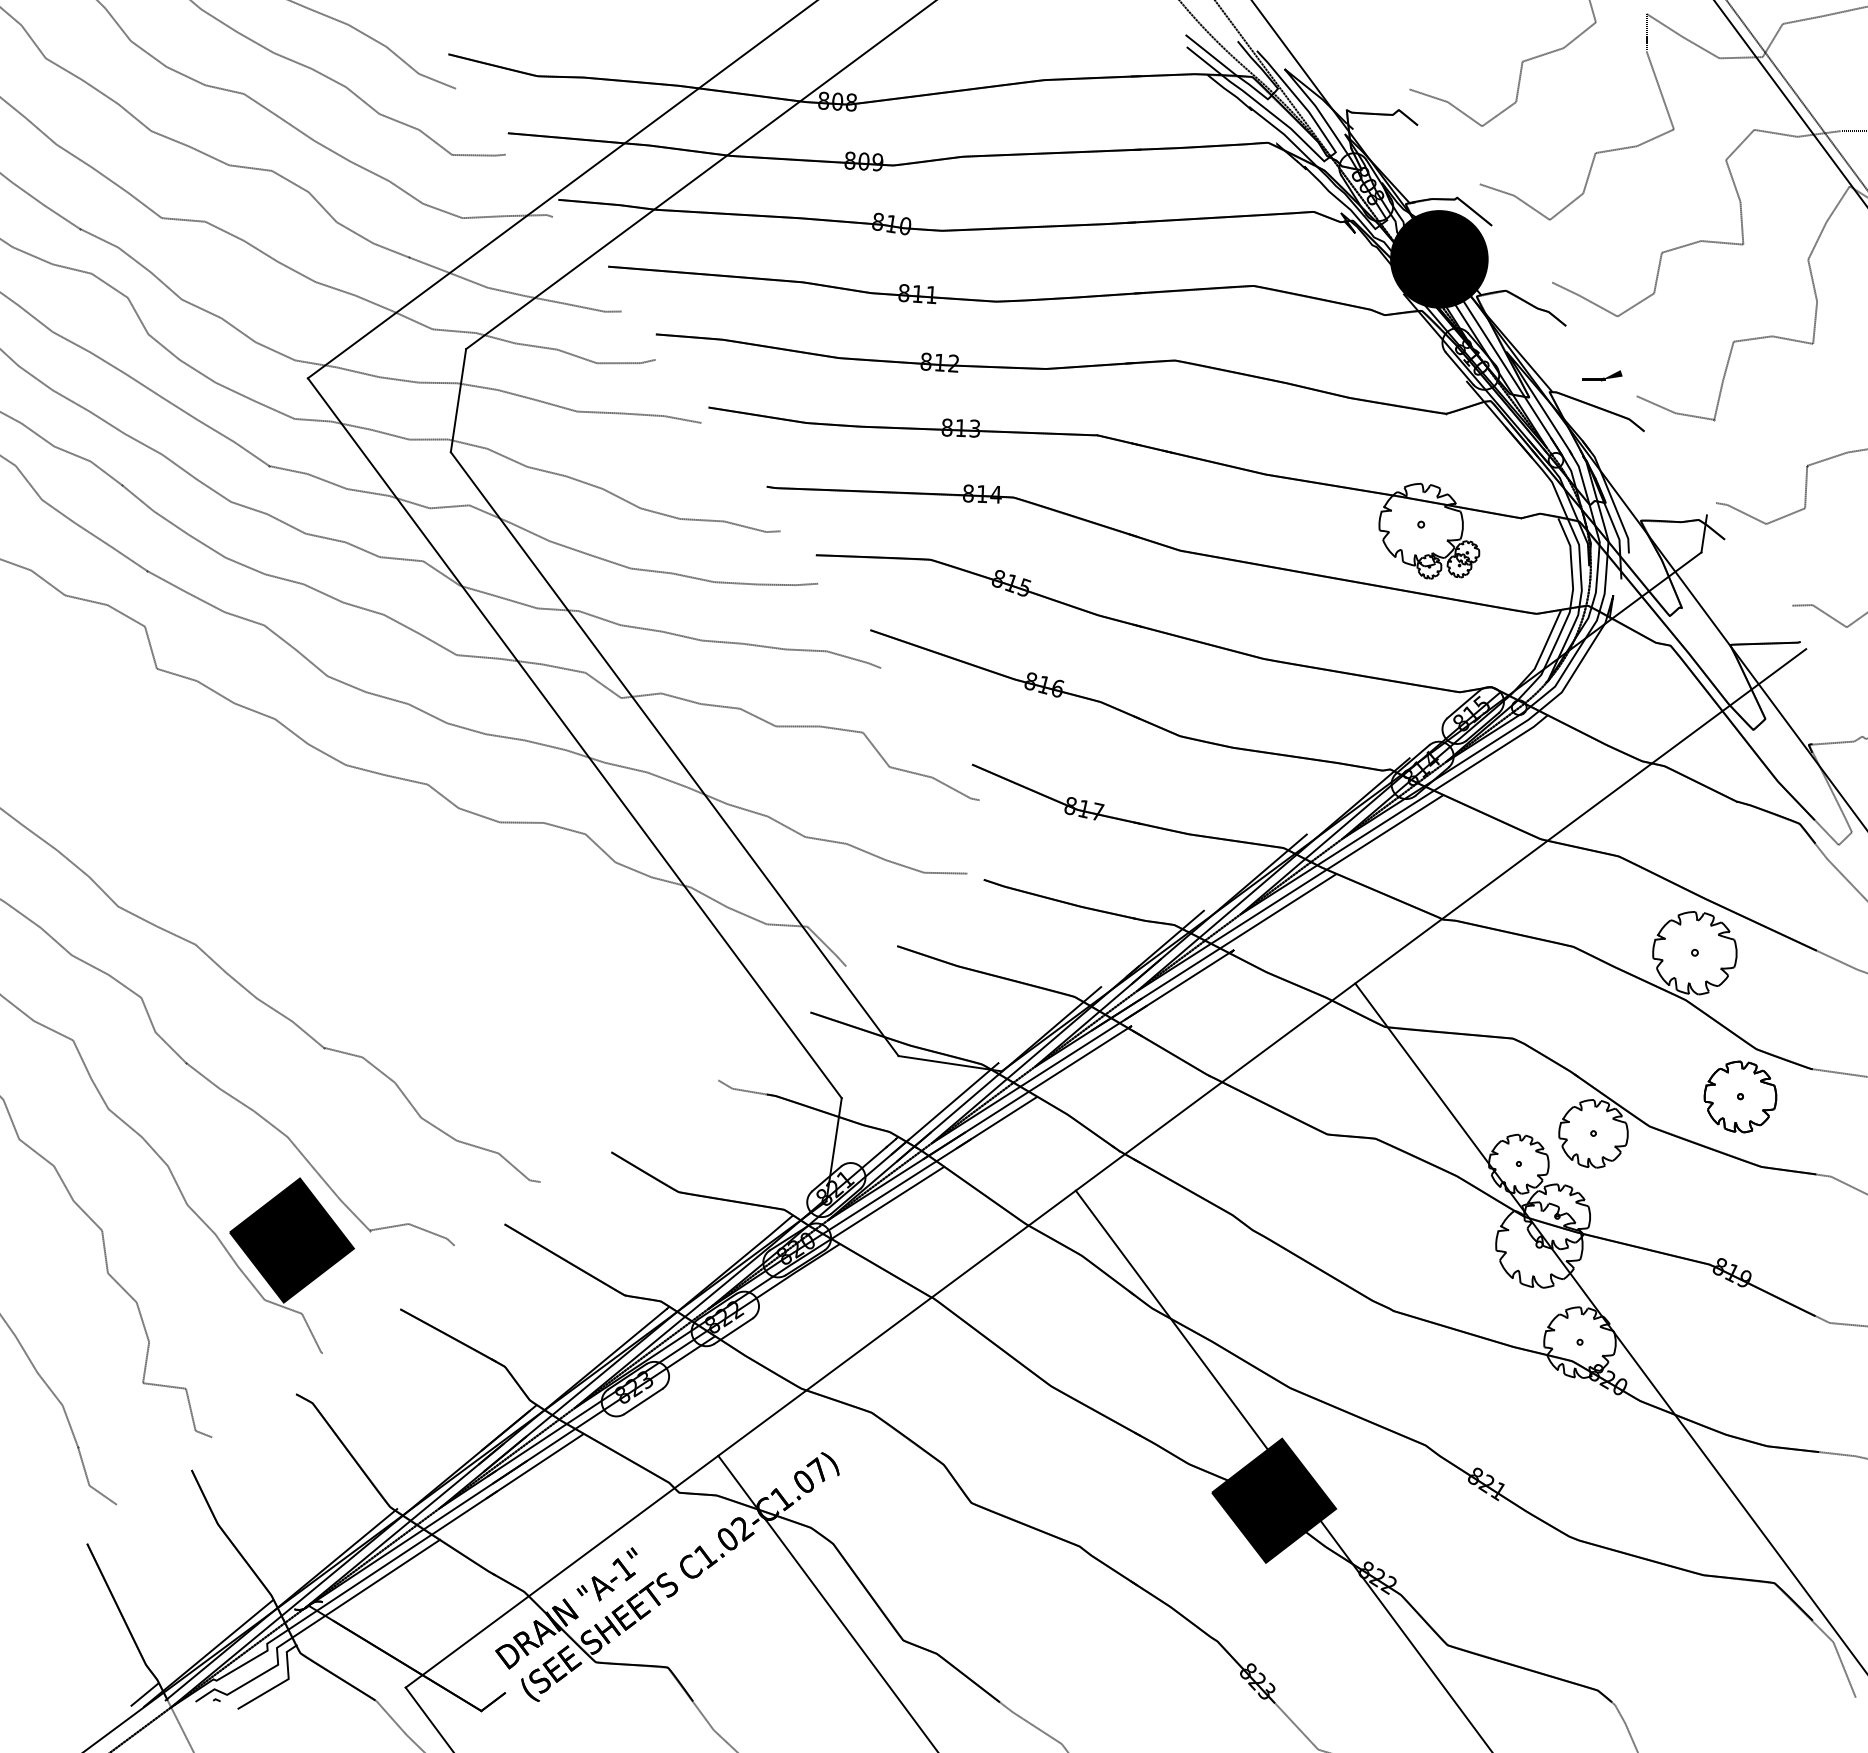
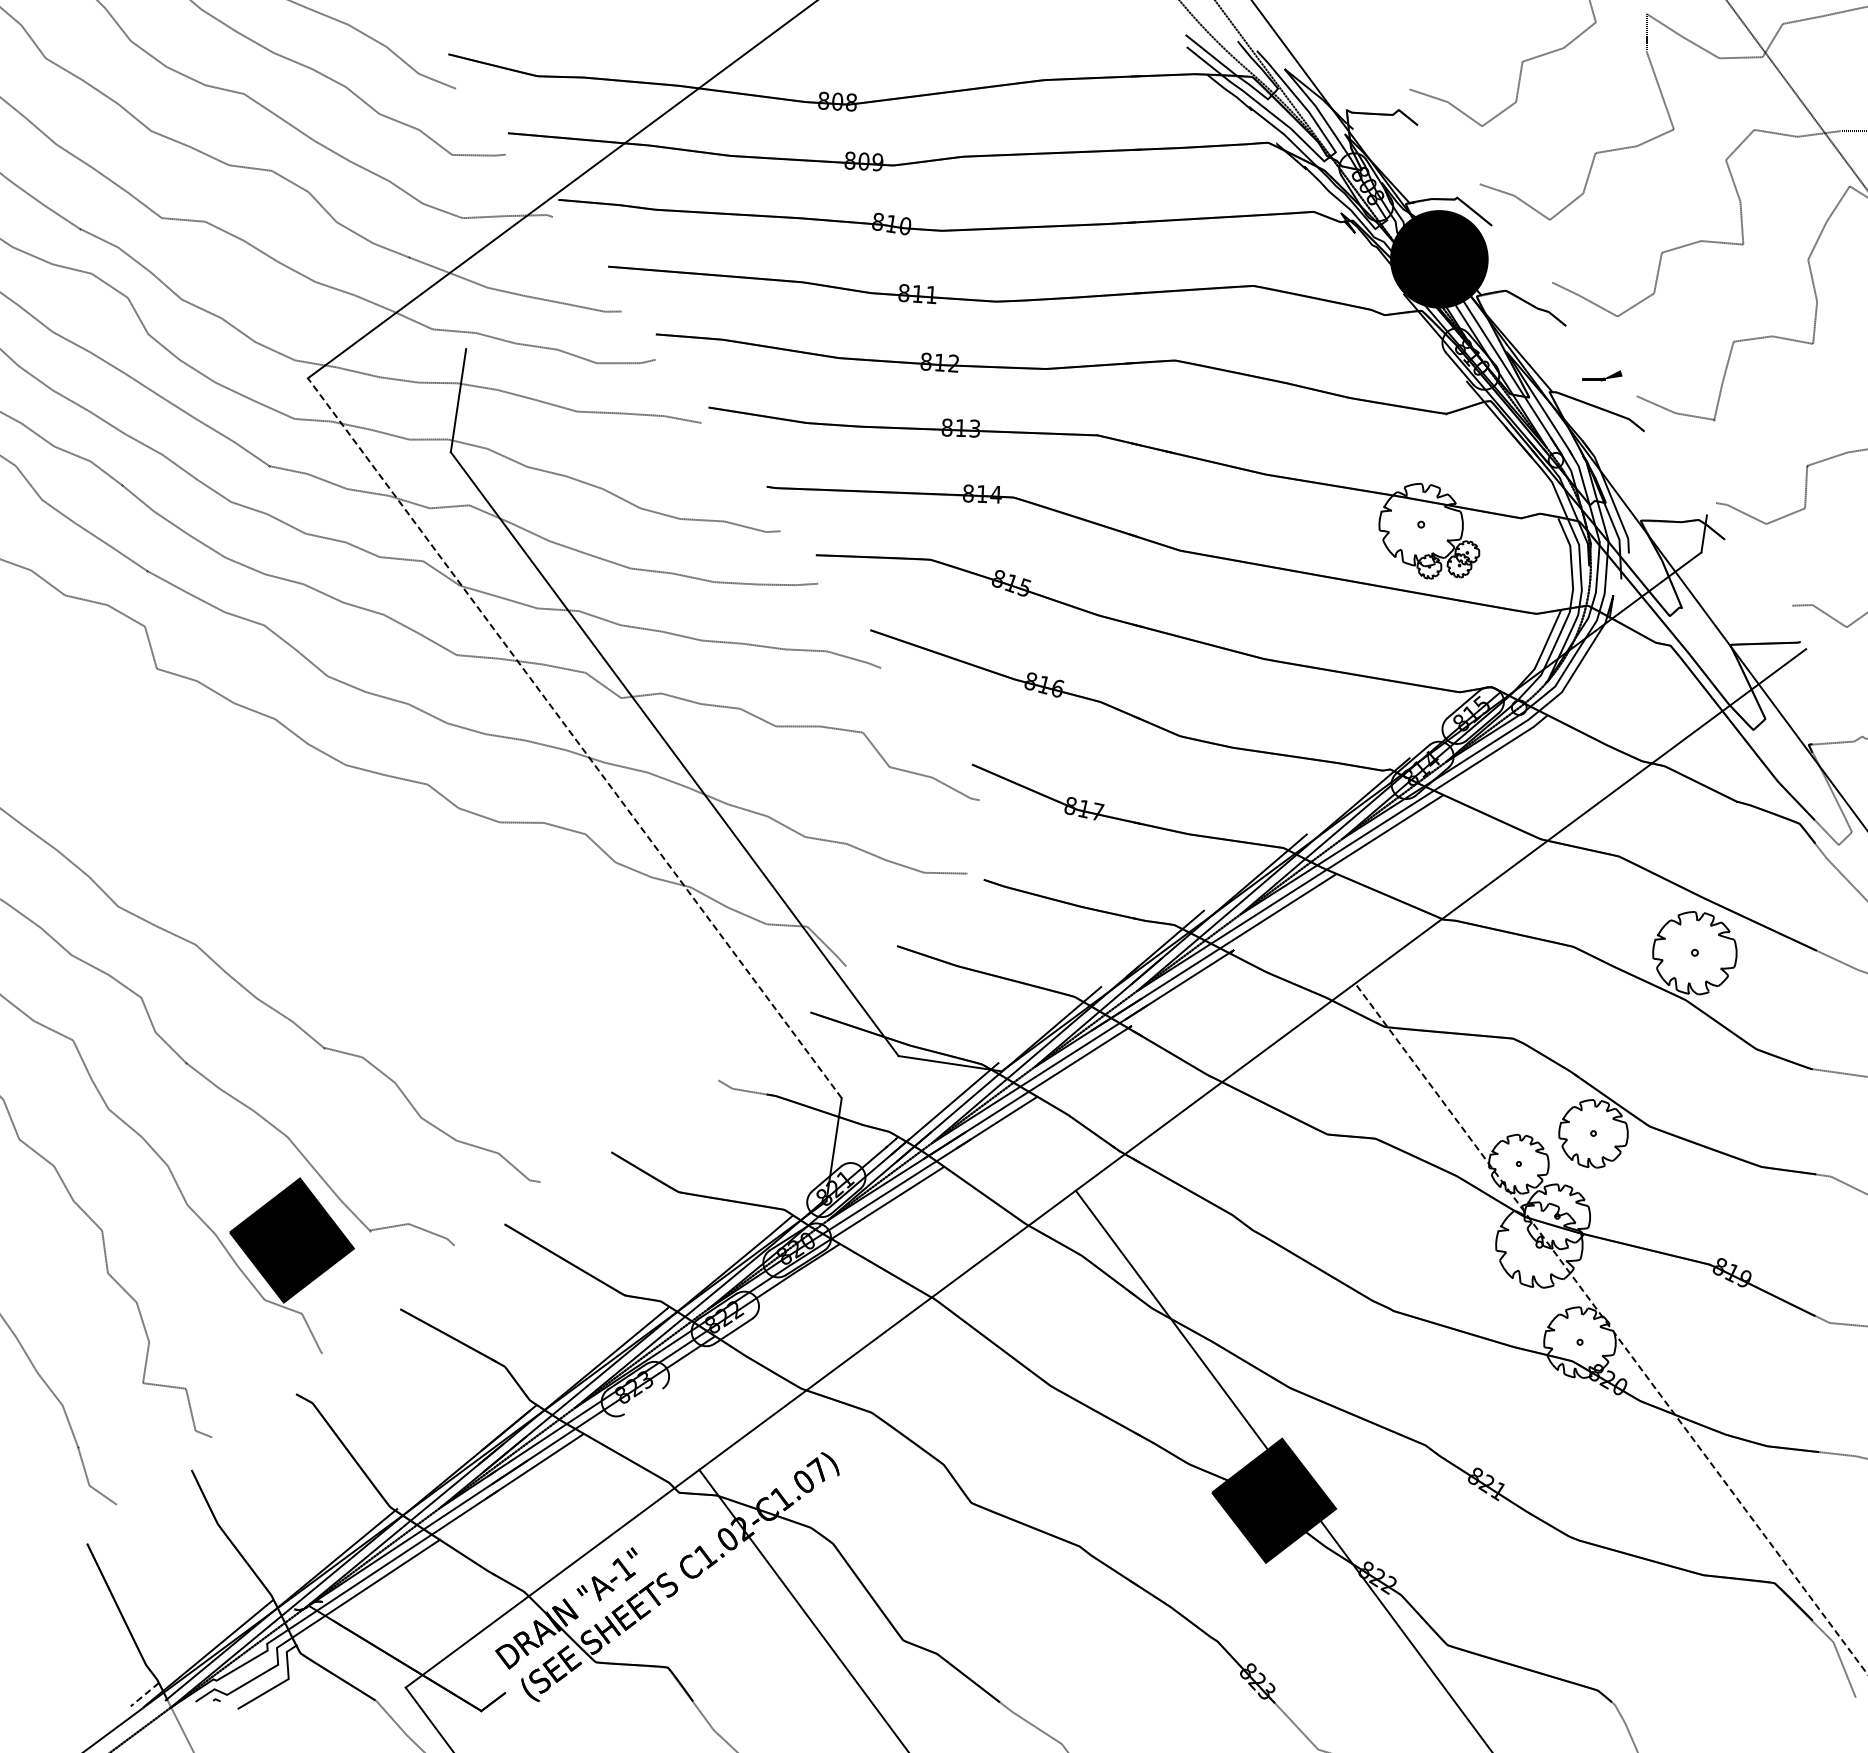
line: present -> none (1789, 102)
line: present -> none (699, 175)
line: solid -> dashed (574, 737)
part: present -> none (1740, 1096)
line: solid -> dashed (1611, 1328)
line: present -> none (643, 1401)
line position: (827, 1602) -> (802, 1609) (802, 1609)
line: solid -> dashed (144, 1694)
